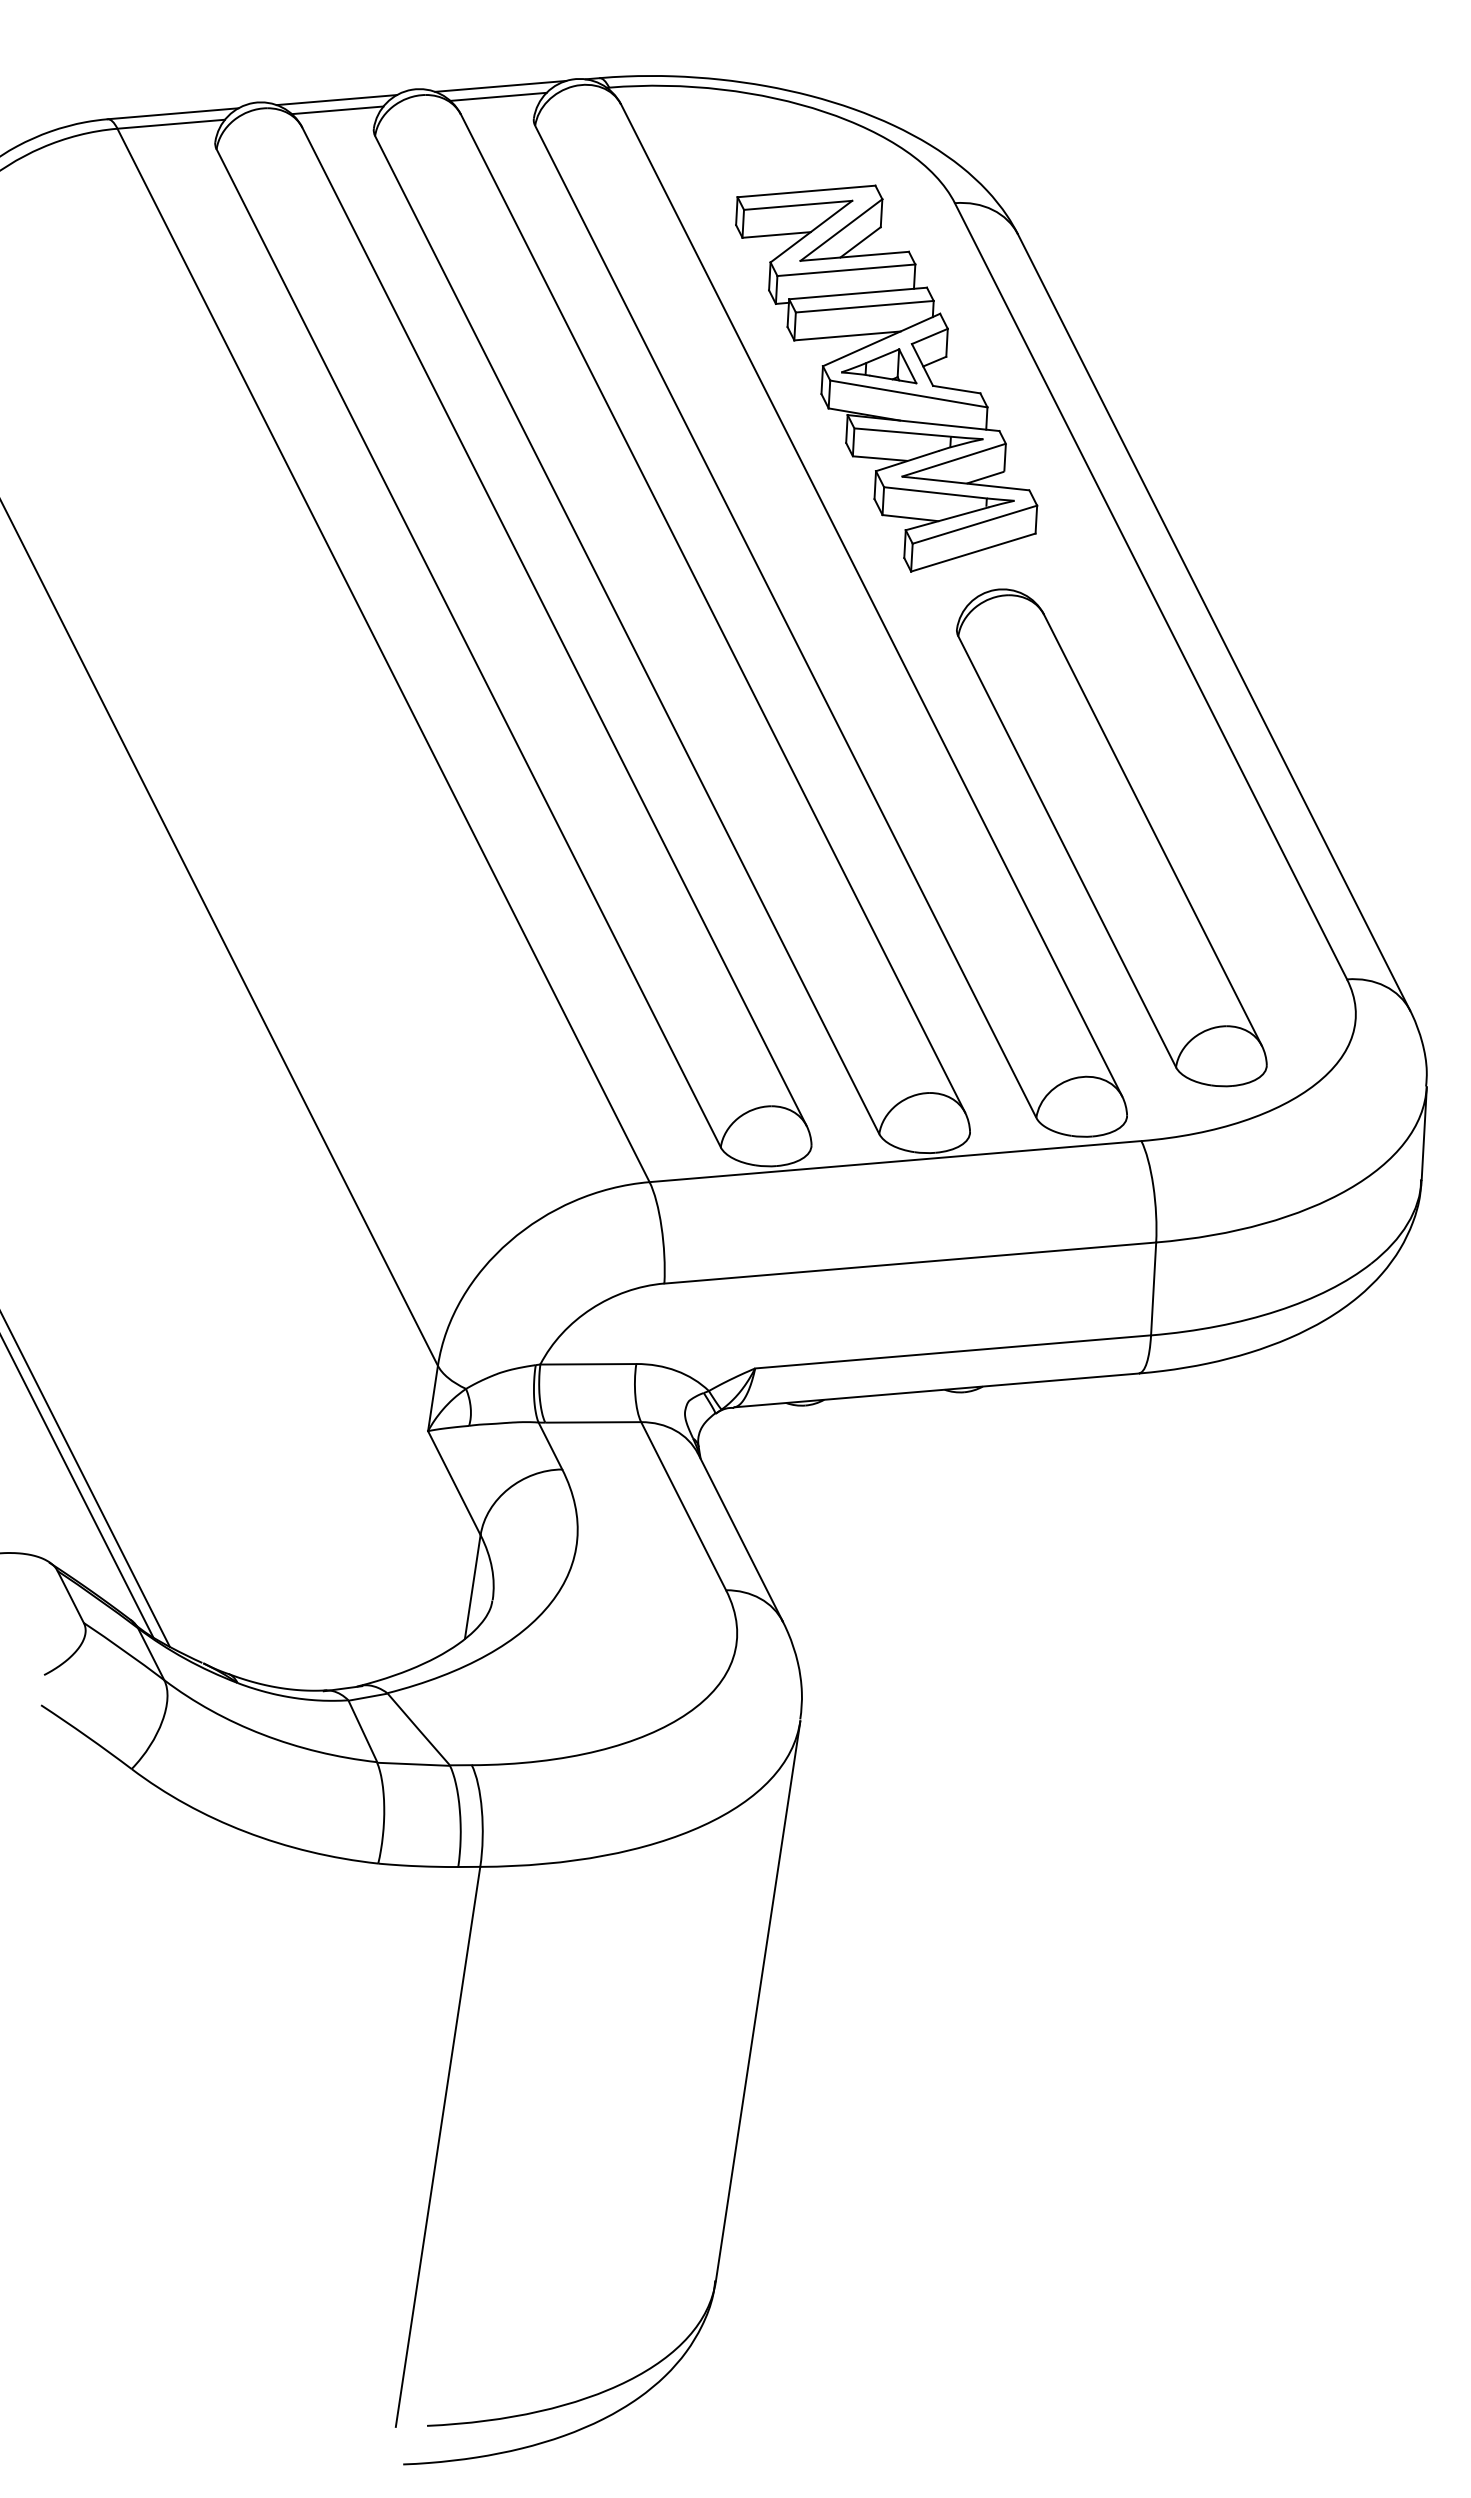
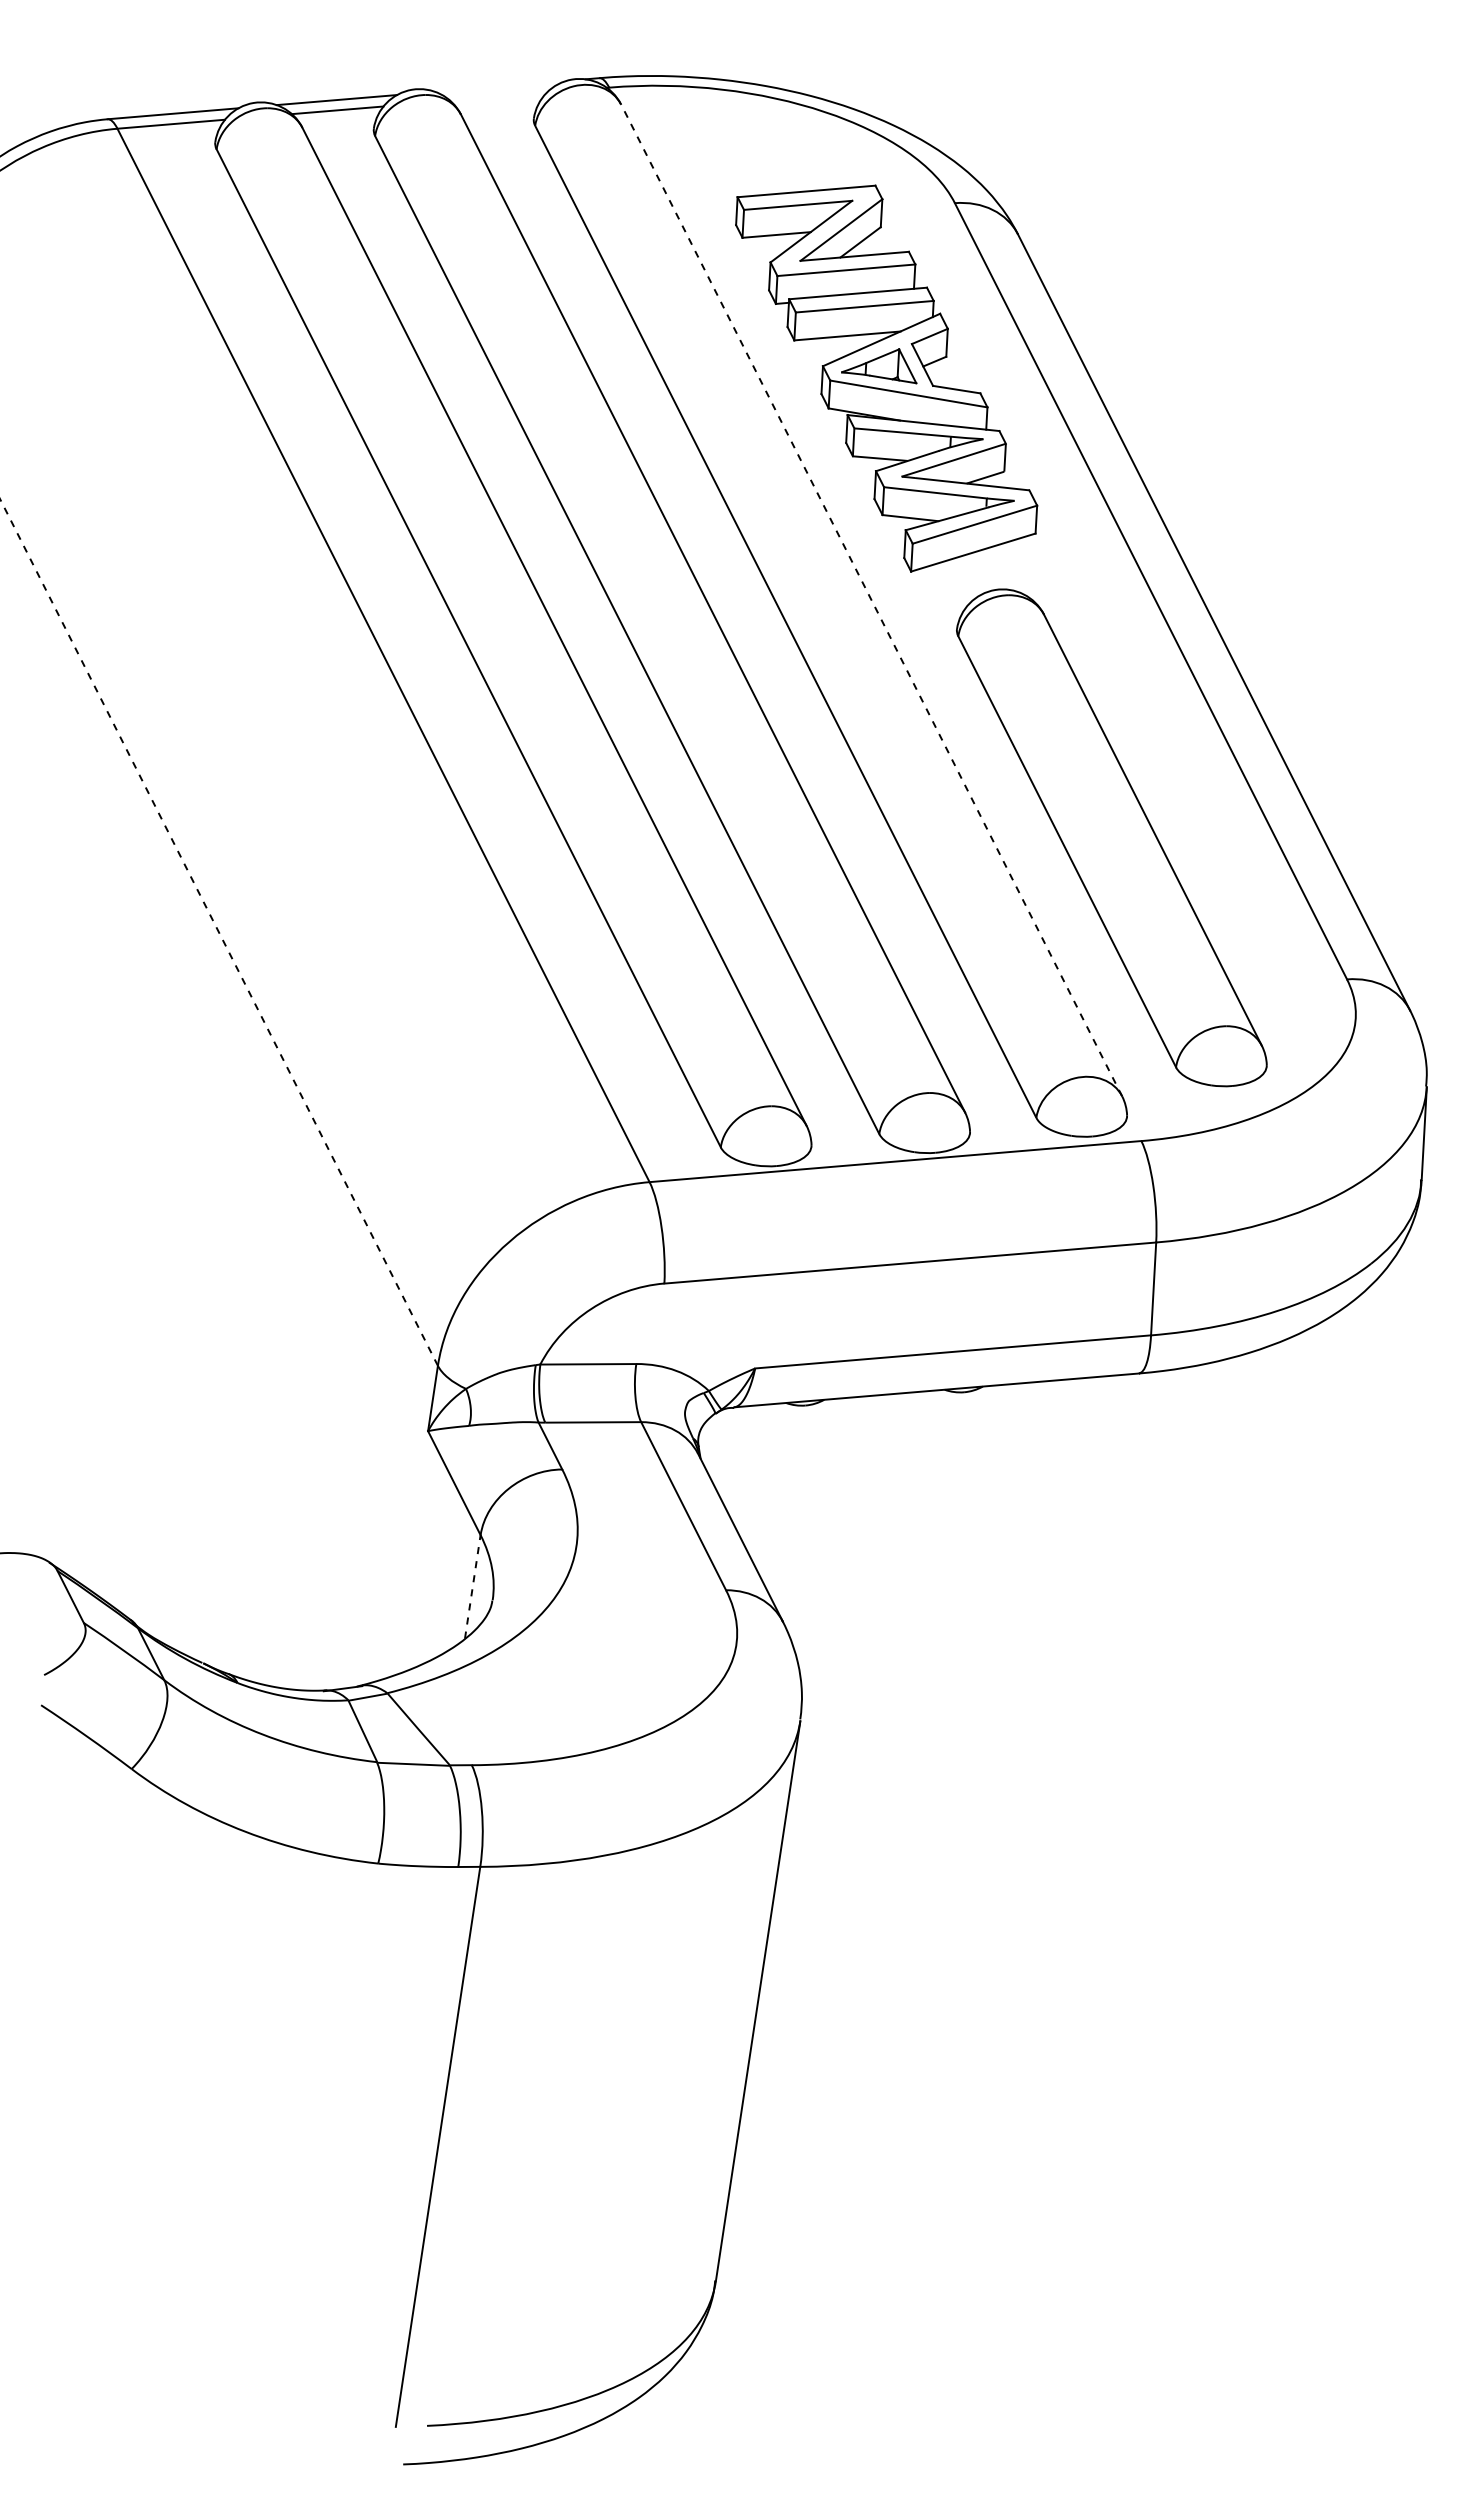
line: present -> none (500, 85)
line: present -> none (498, 96)
line: solid -> dashed (871, 600)
line: solid -> dashed (218, 932)
line: present -> none (85, 1480)
line: present -> none (77, 1487)
line: solid -> dashed (472, 1586)
